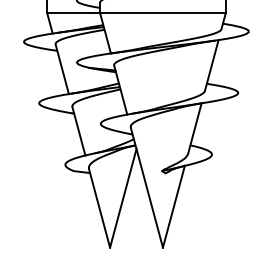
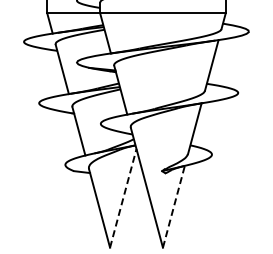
line: solid -> dashed (123, 197)
line: solid -> dashed (174, 206)
